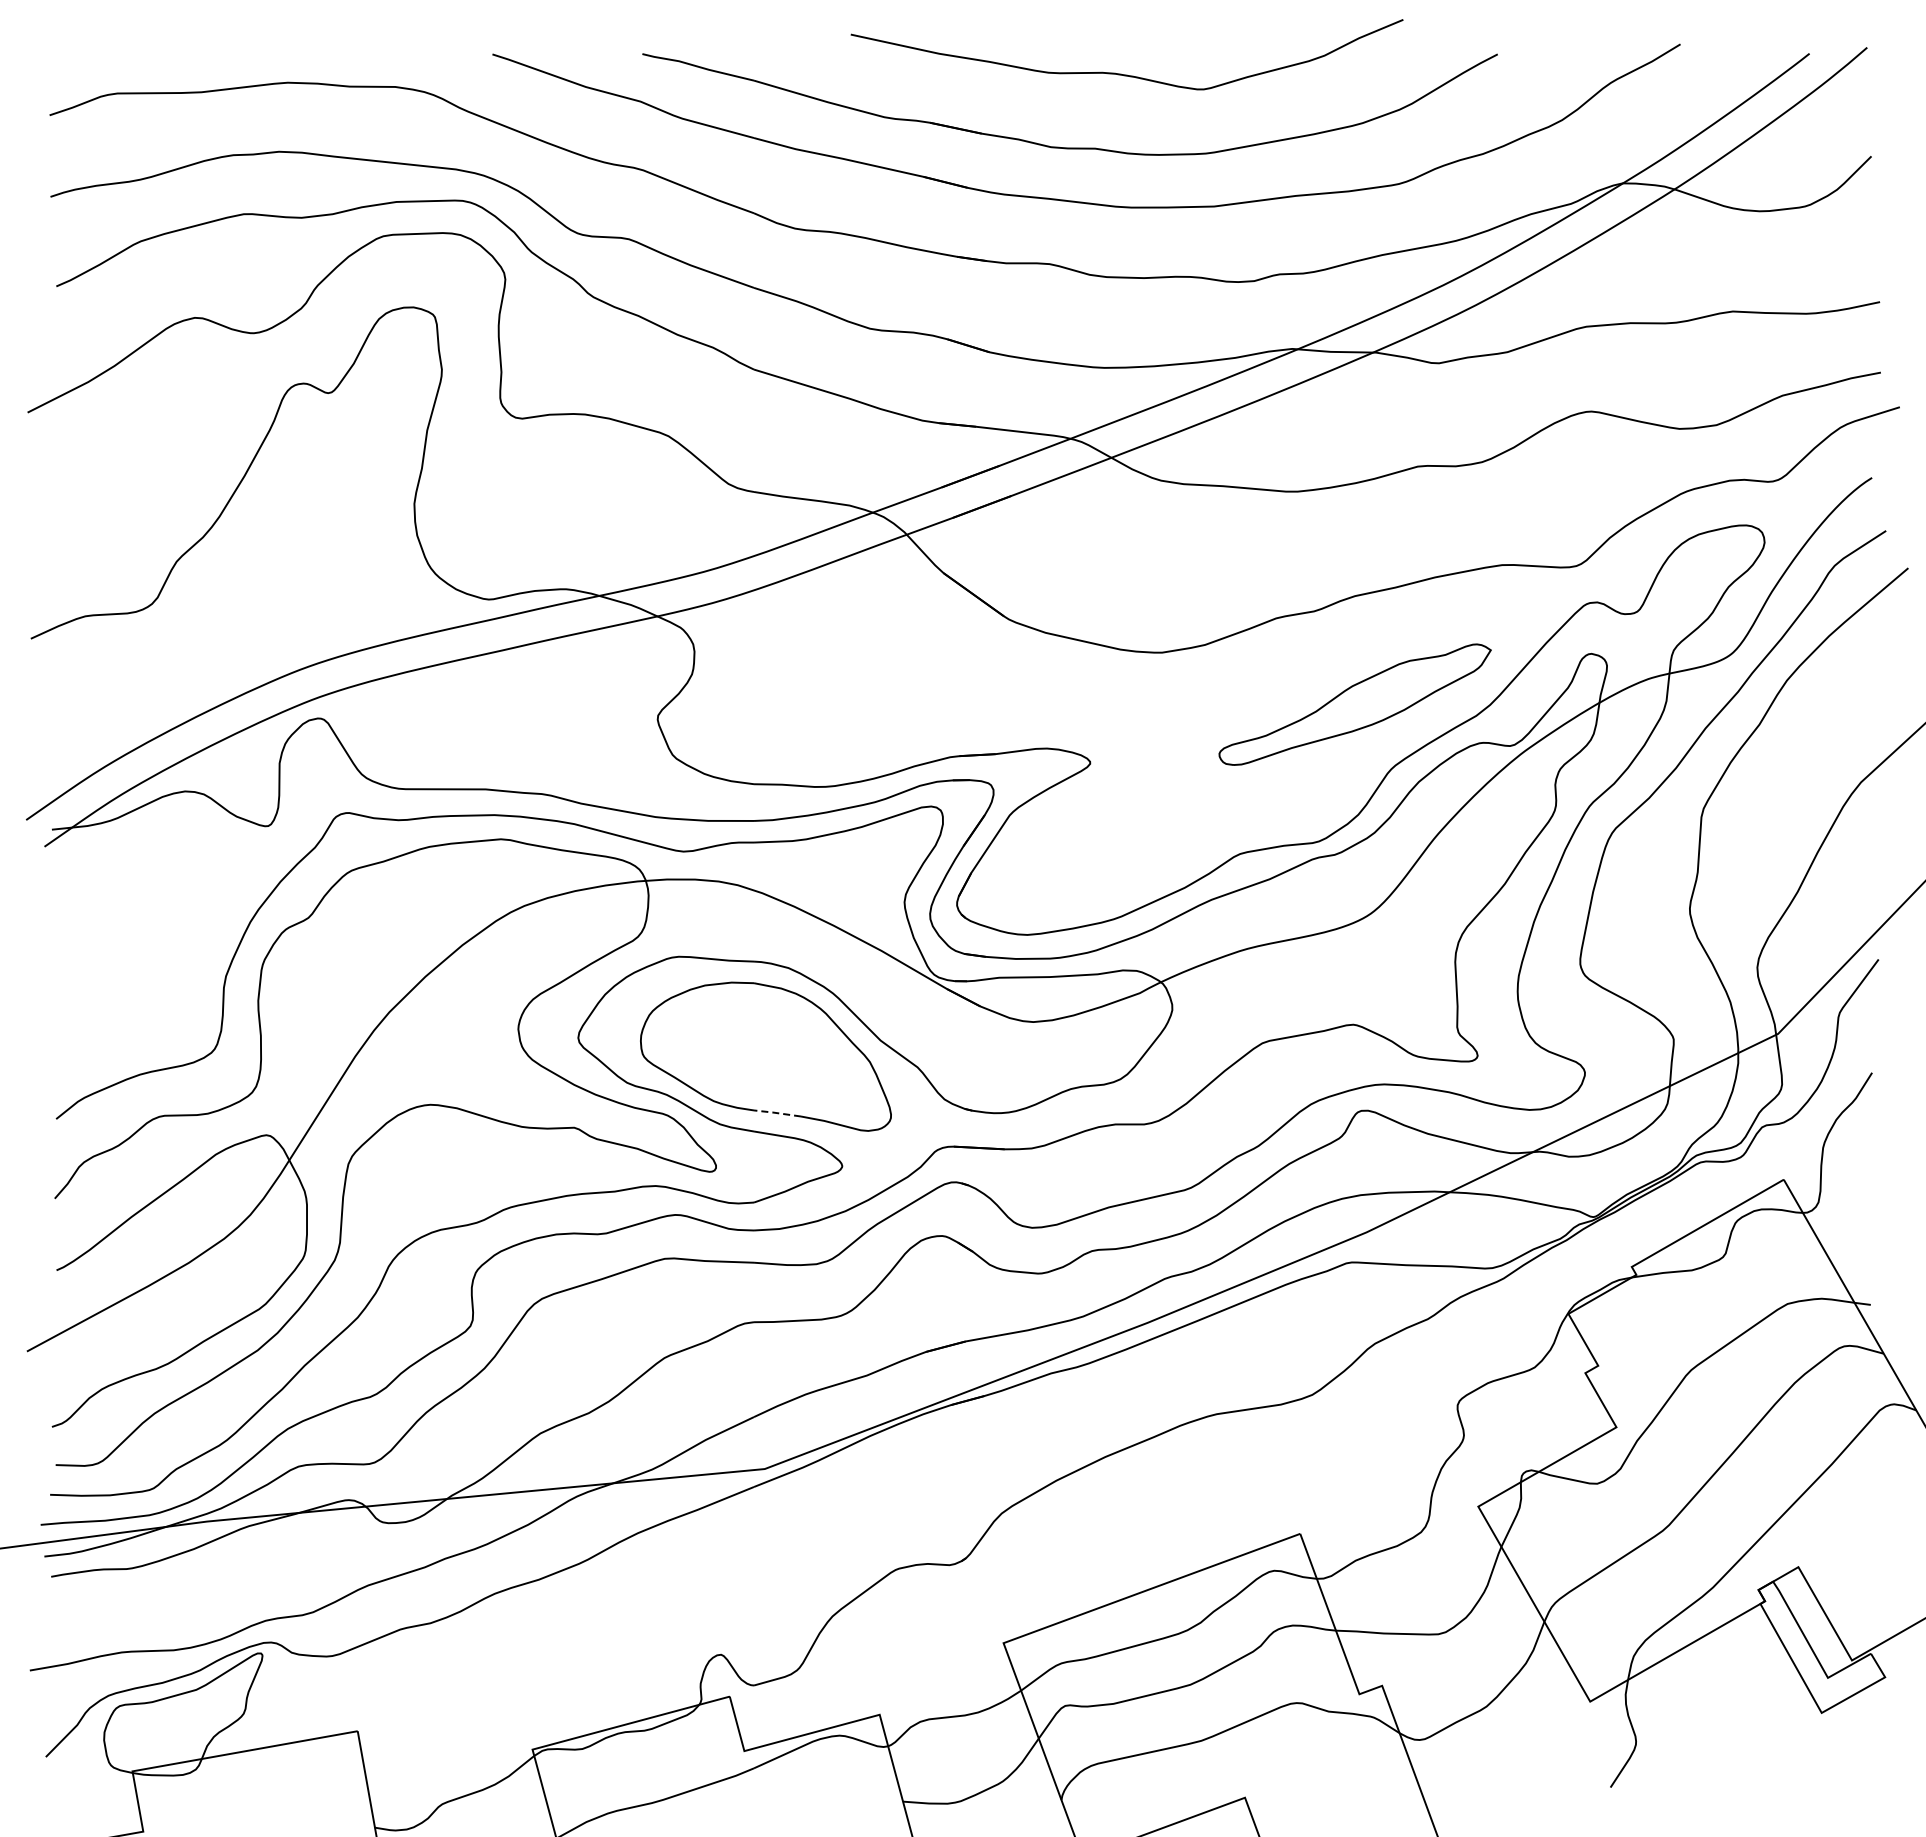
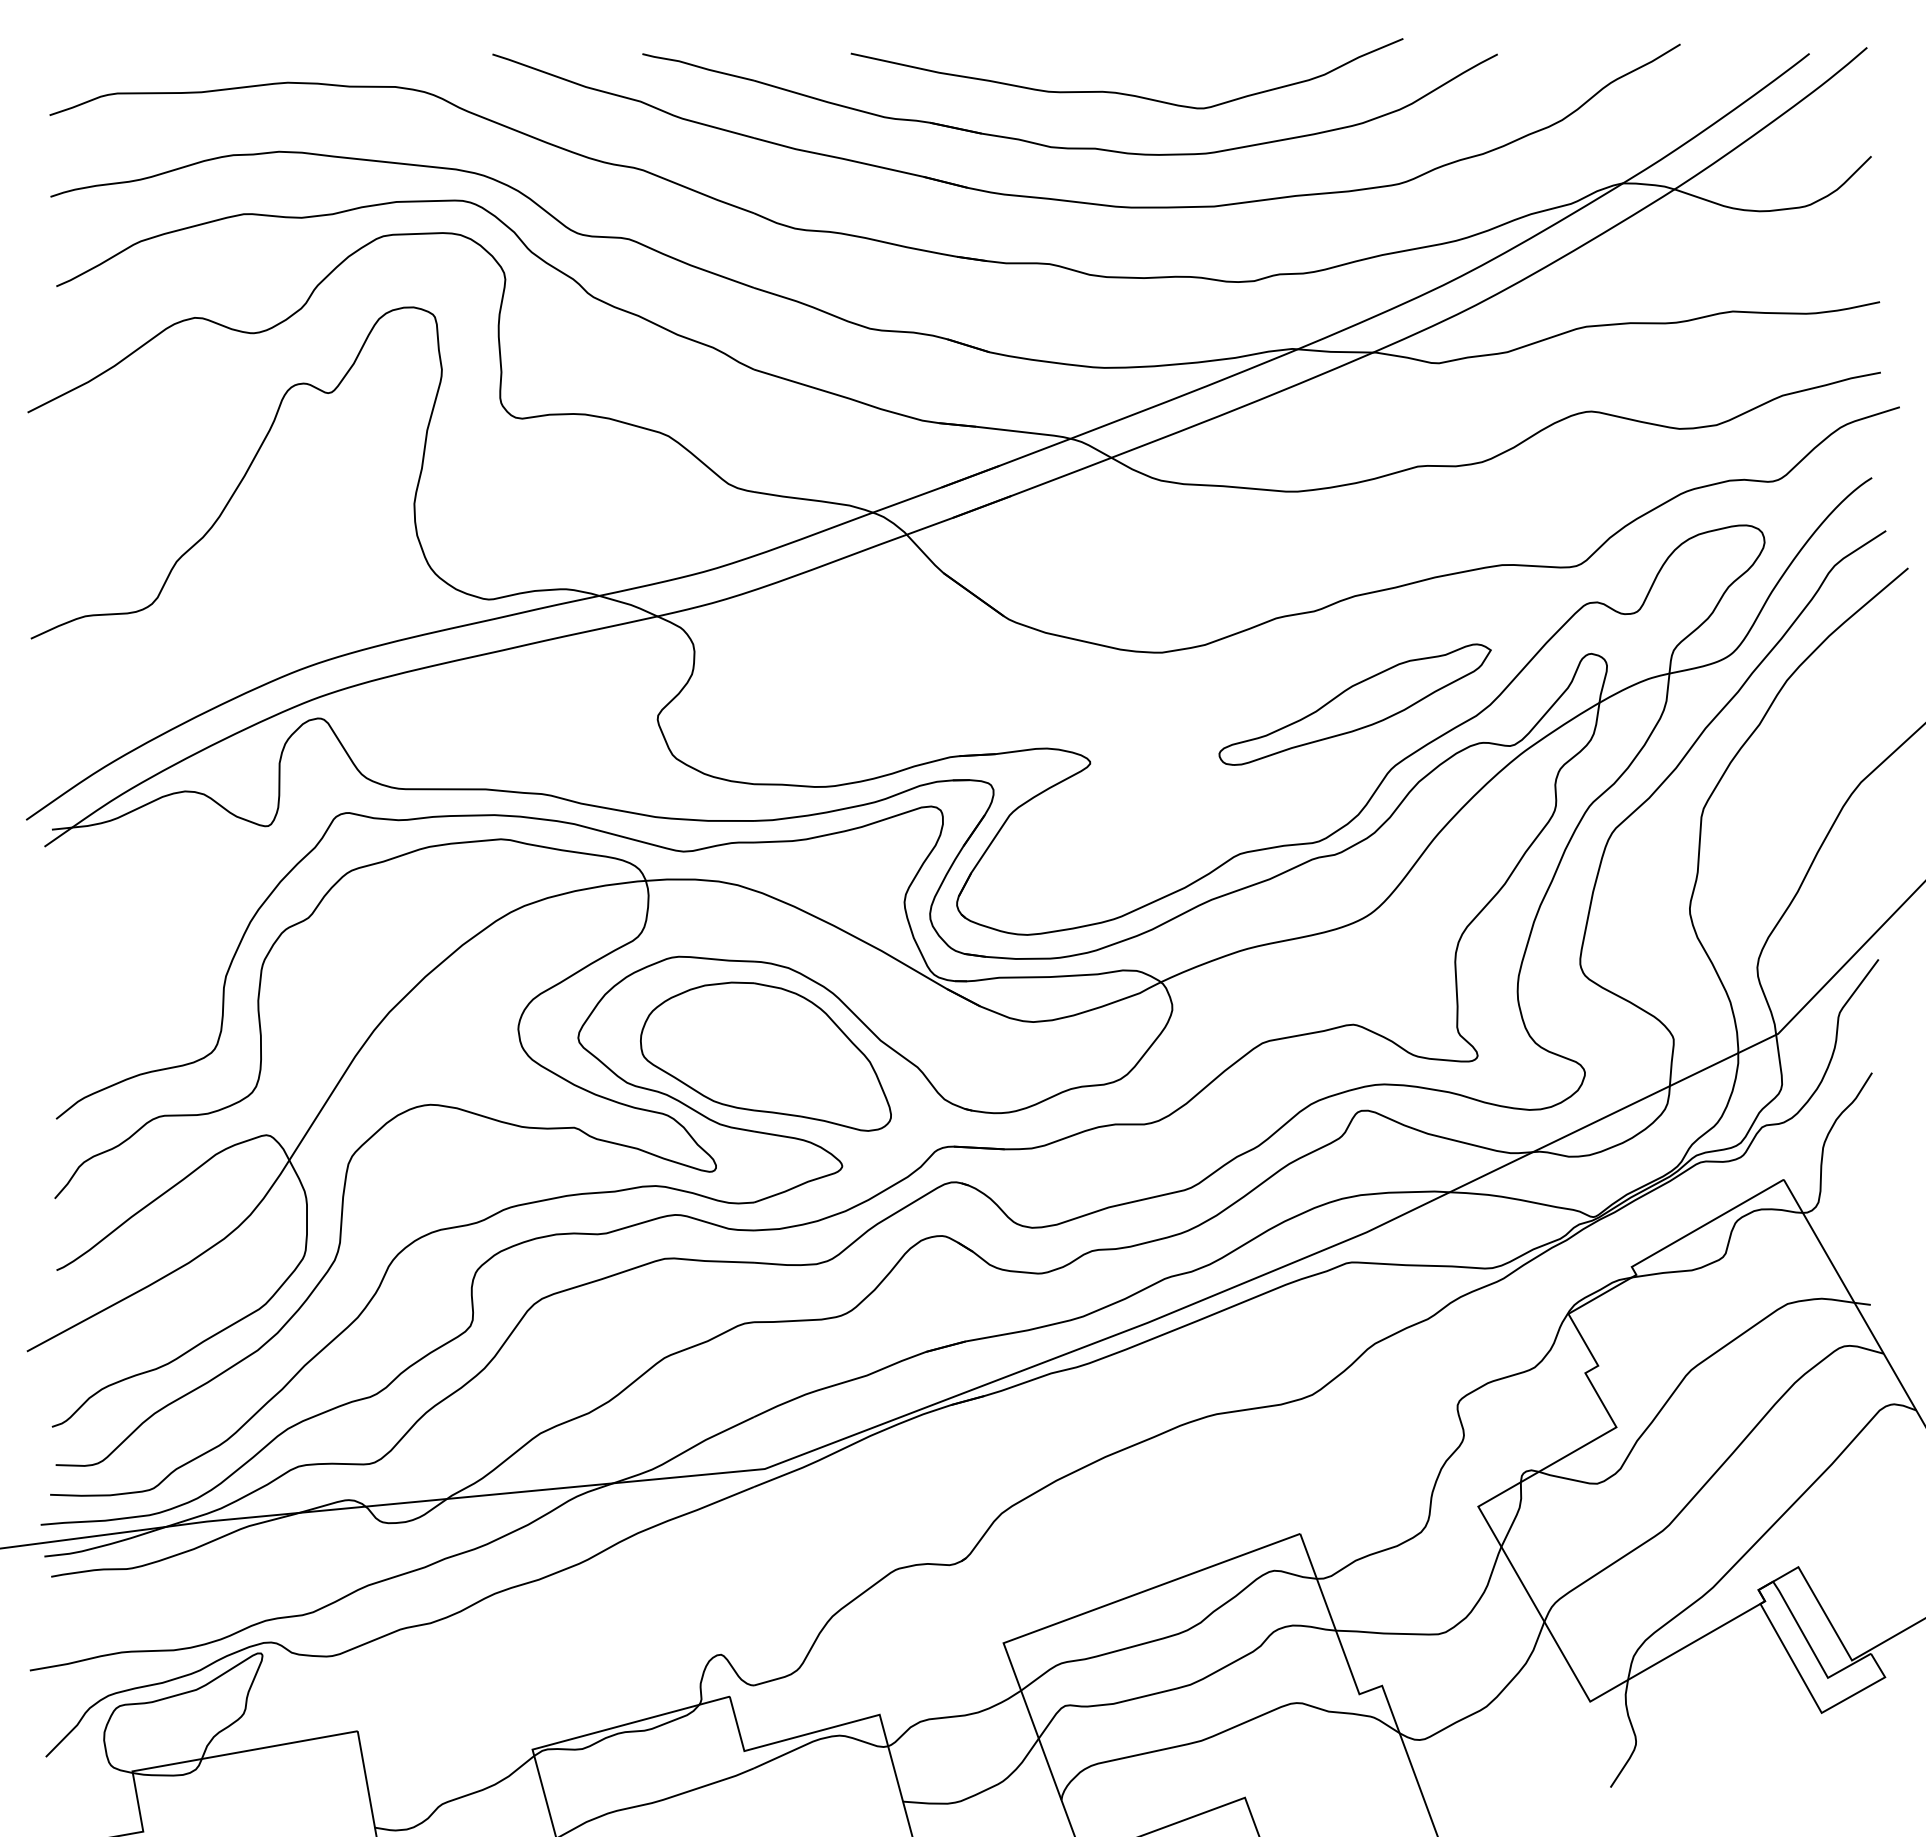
curve position: (1121, 73) -> (1121, 92) (1121, 92)
line: dashed -> solid (776, 1113)
